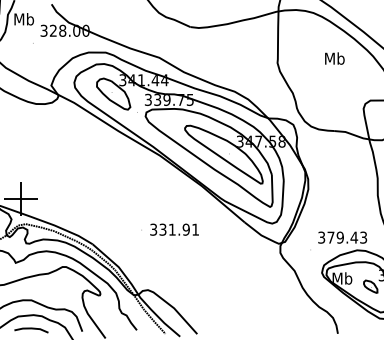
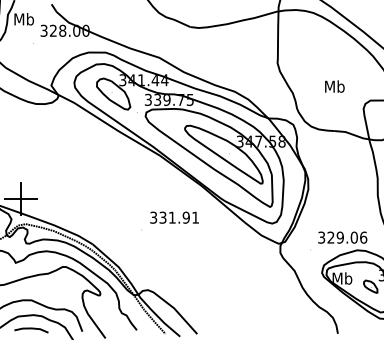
text position: (334, 58) -> (334, 86) (334, 86)
text position: (174, 229) -> (174, 217) (174, 217)
text: 379.43 -> 329.06 (347, 237)
